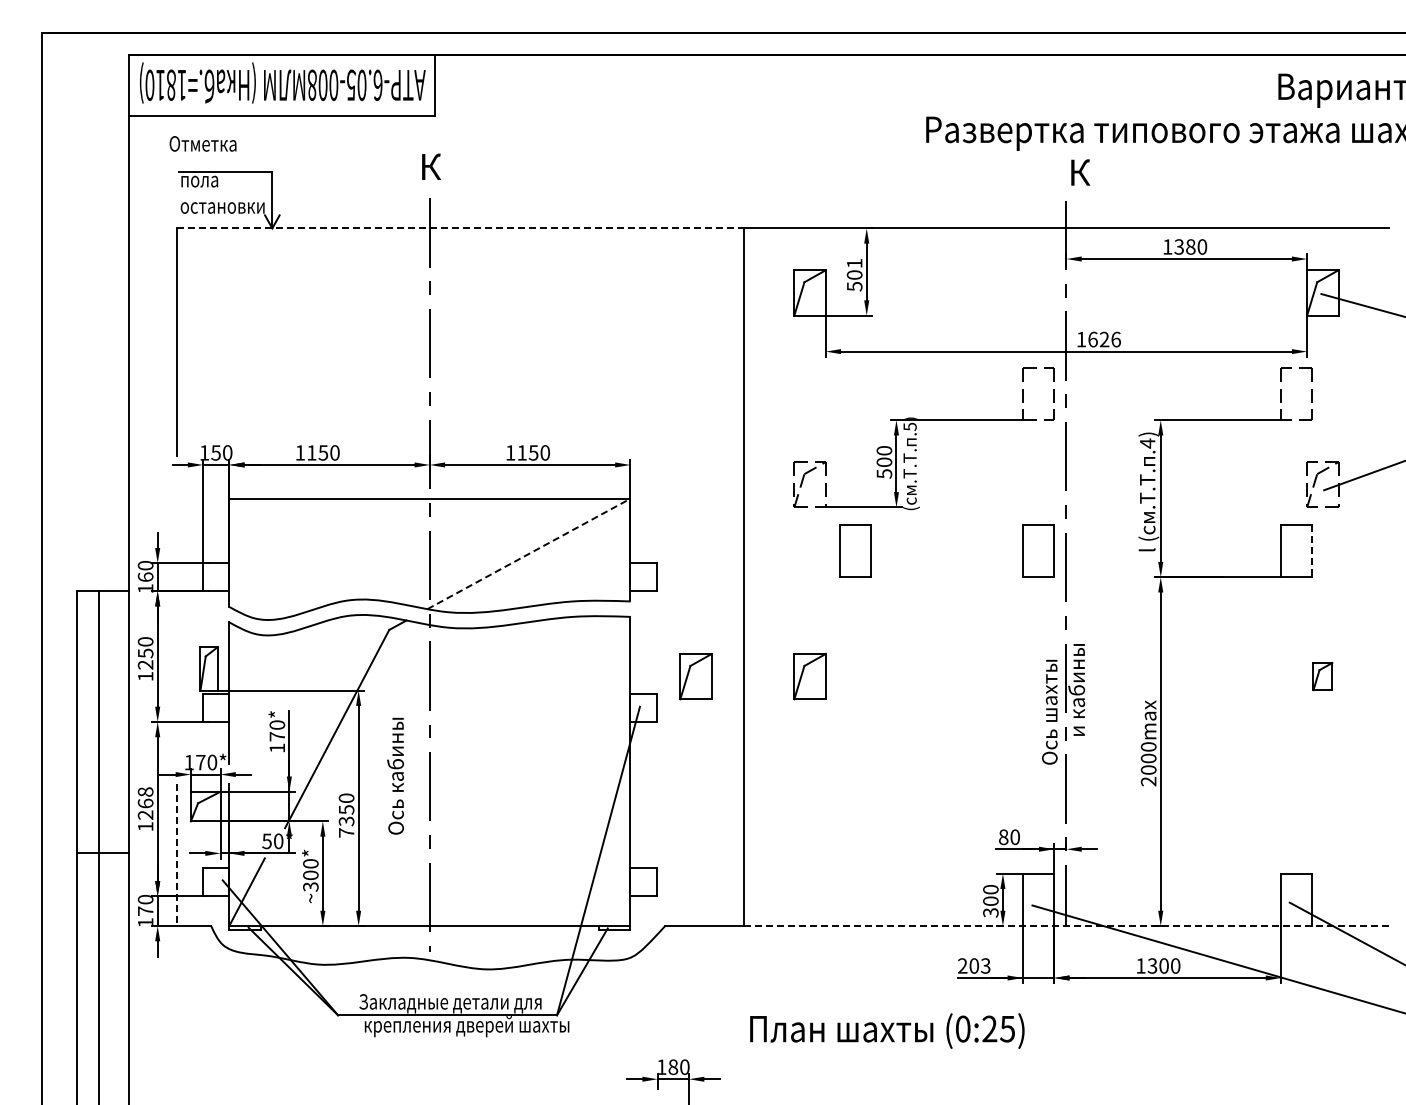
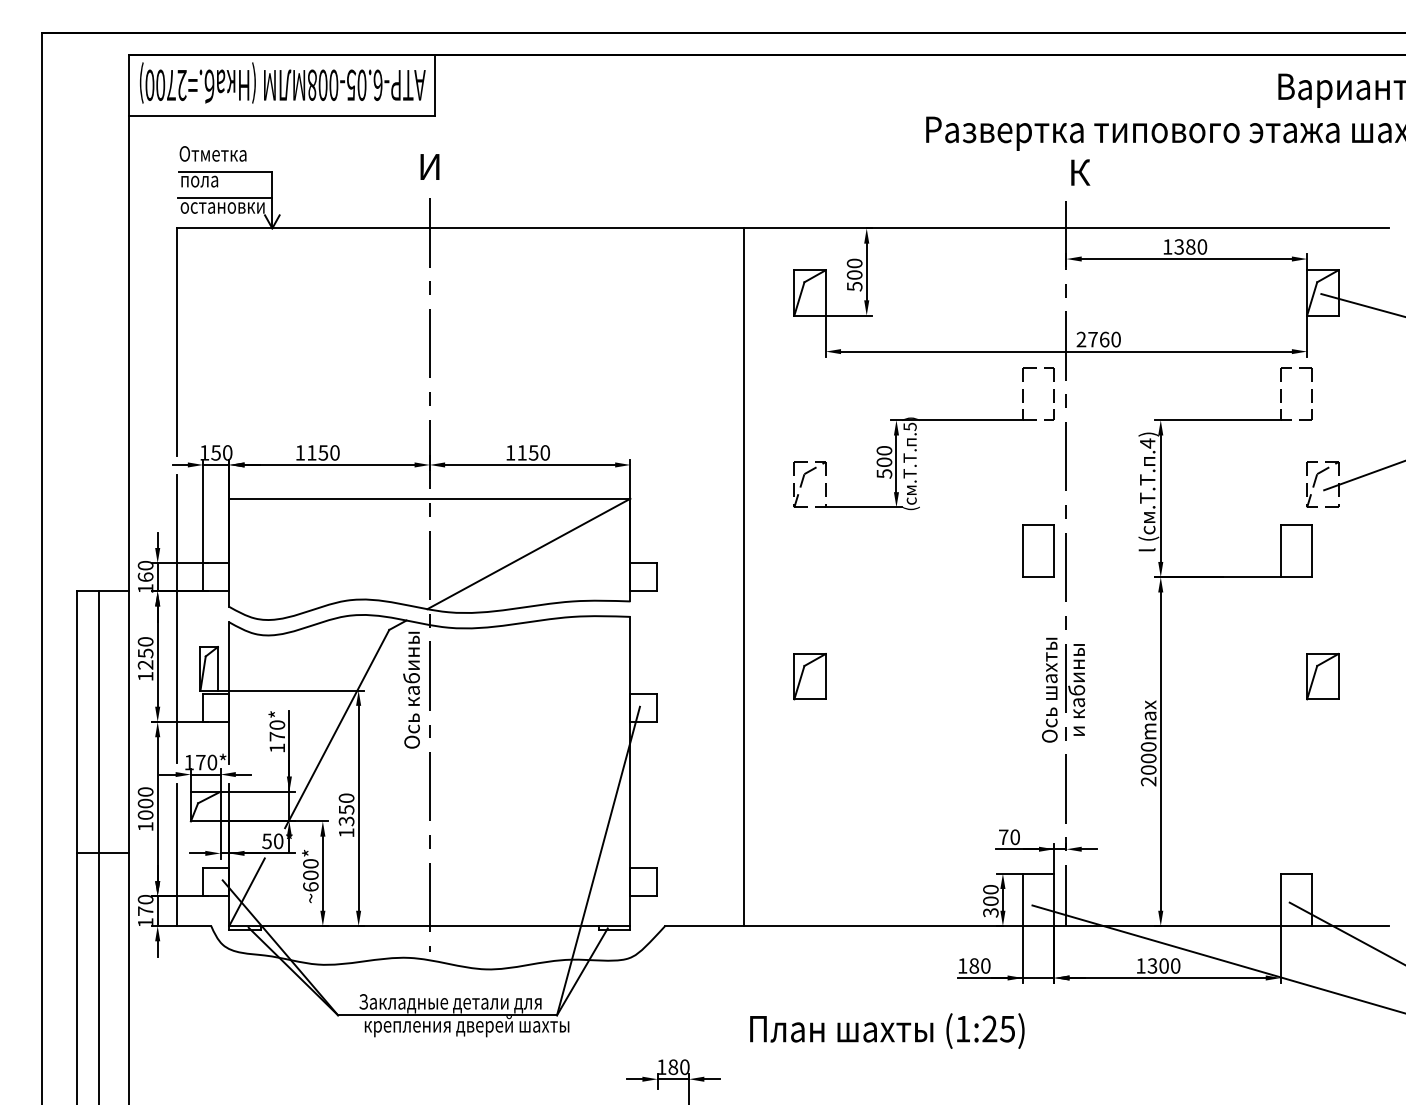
text: .=1810) -> .=2700) (171, 85)
text position: (202, 143) -> (212, 153) (212, 153)
text: К -> И (430, 166)
line: none -> present (224, 197)
line: dashed -> solid (460, 228)
text: 501 -> 500 (854, 263)
text: 1626 -> 2760 (1098, 339)
part: present -> none (855, 550)
line: dashed -> solid (1312, 551)
line: dashed -> solid (528, 553)
line: none -> present (176, 618)
part: present -> none (695, 676)
part size: 22x31 px -> 34x49 px (1322, 676)
text position: (1049, 711) -> (1049, 689) (1049, 689)
text position: (395, 775) -> (411, 689) (411, 689)
text: 1268 -> 1000 (145, 803)
text: 7350 -> 1350 (346, 832)
text: 80 -> 70 (1003, 837)
line: dashed -> solid (176, 855)
text: ~300* -> ~600* (310, 886)
line: dashed -> solid (1066, 926)
text: 203 -> 180 (974, 965)
text: (0:25) -> (1:25) (963, 1028)
